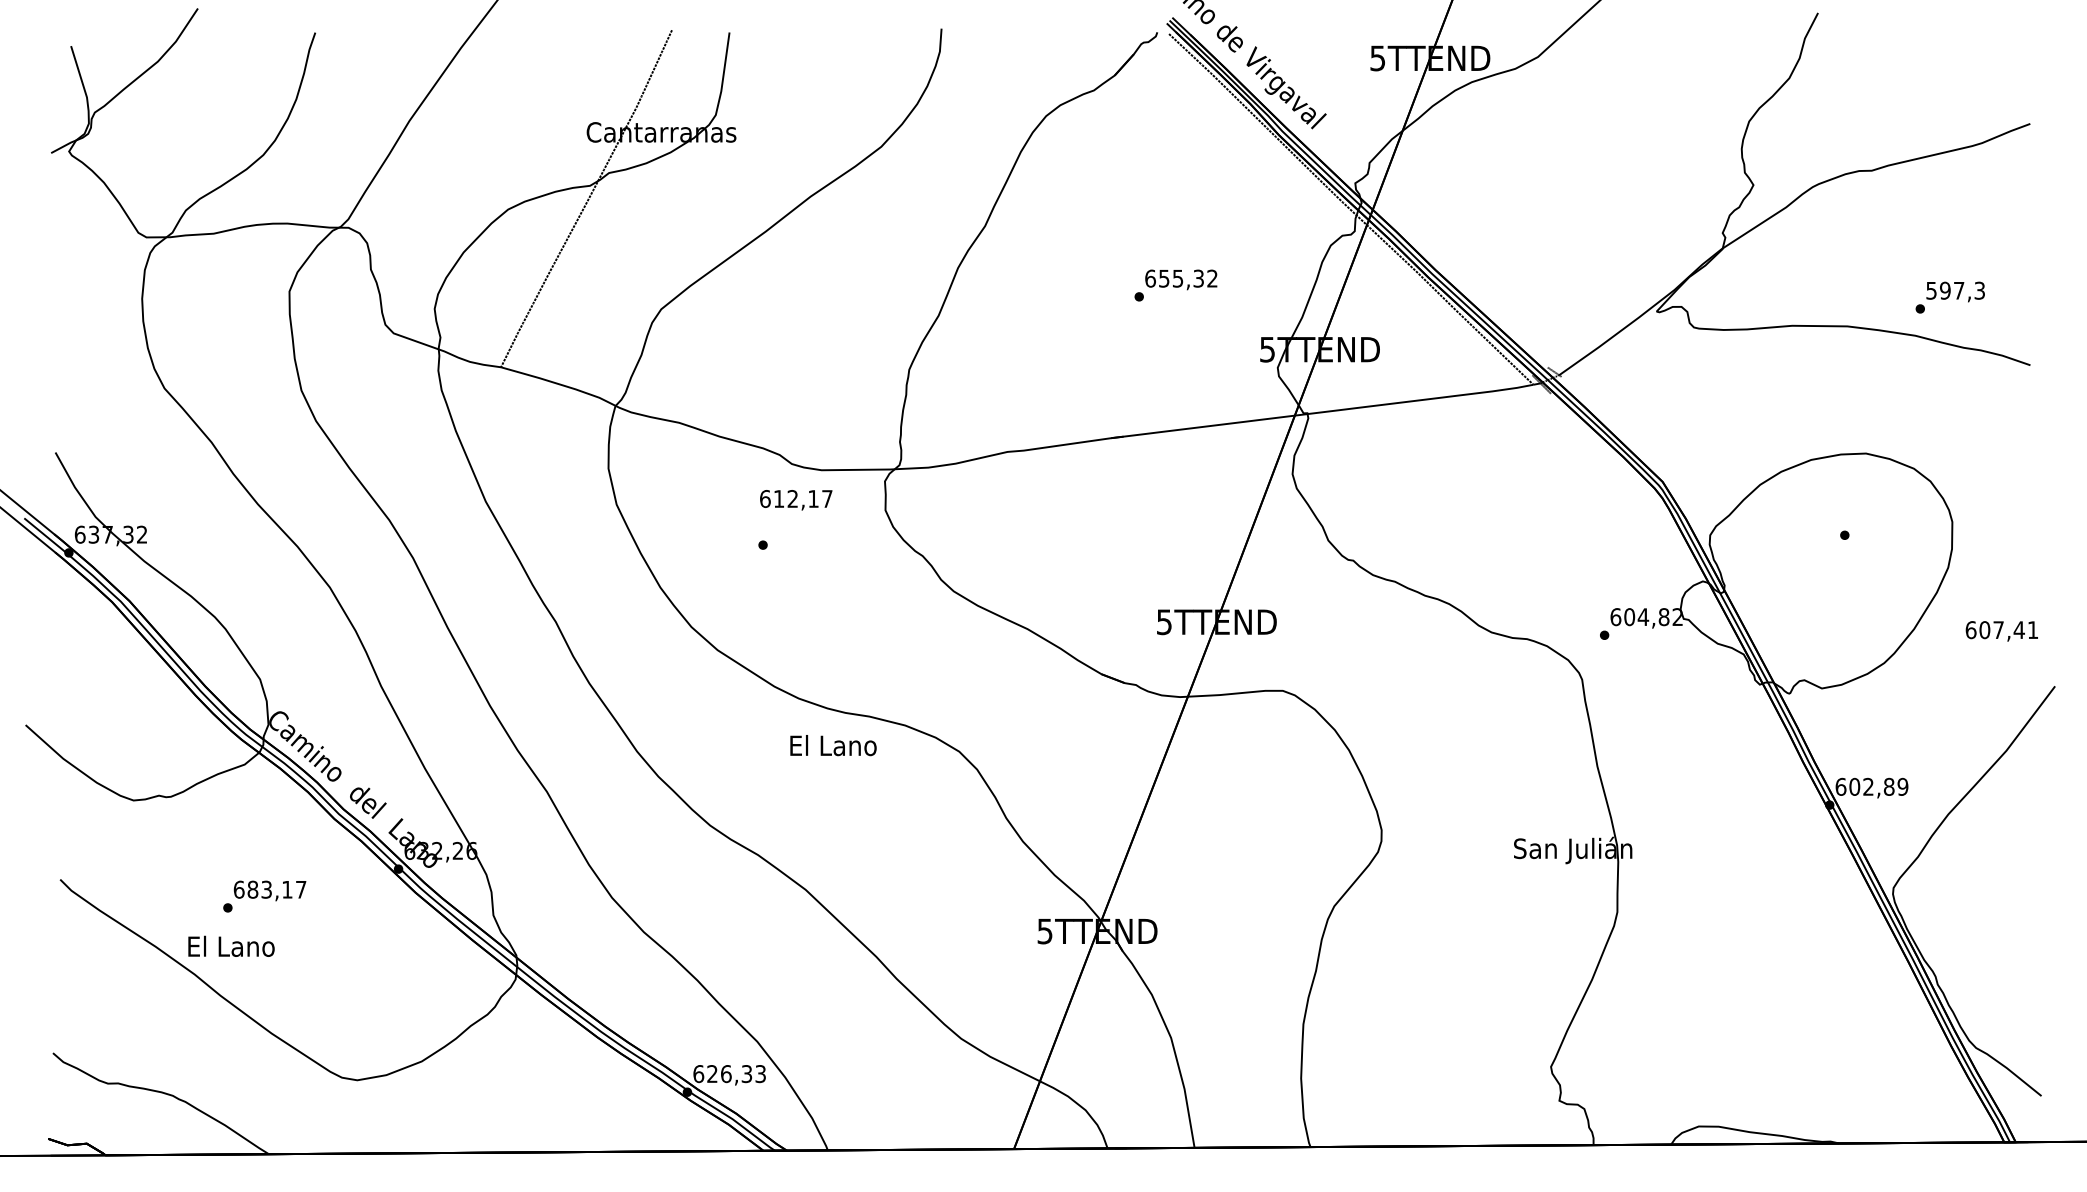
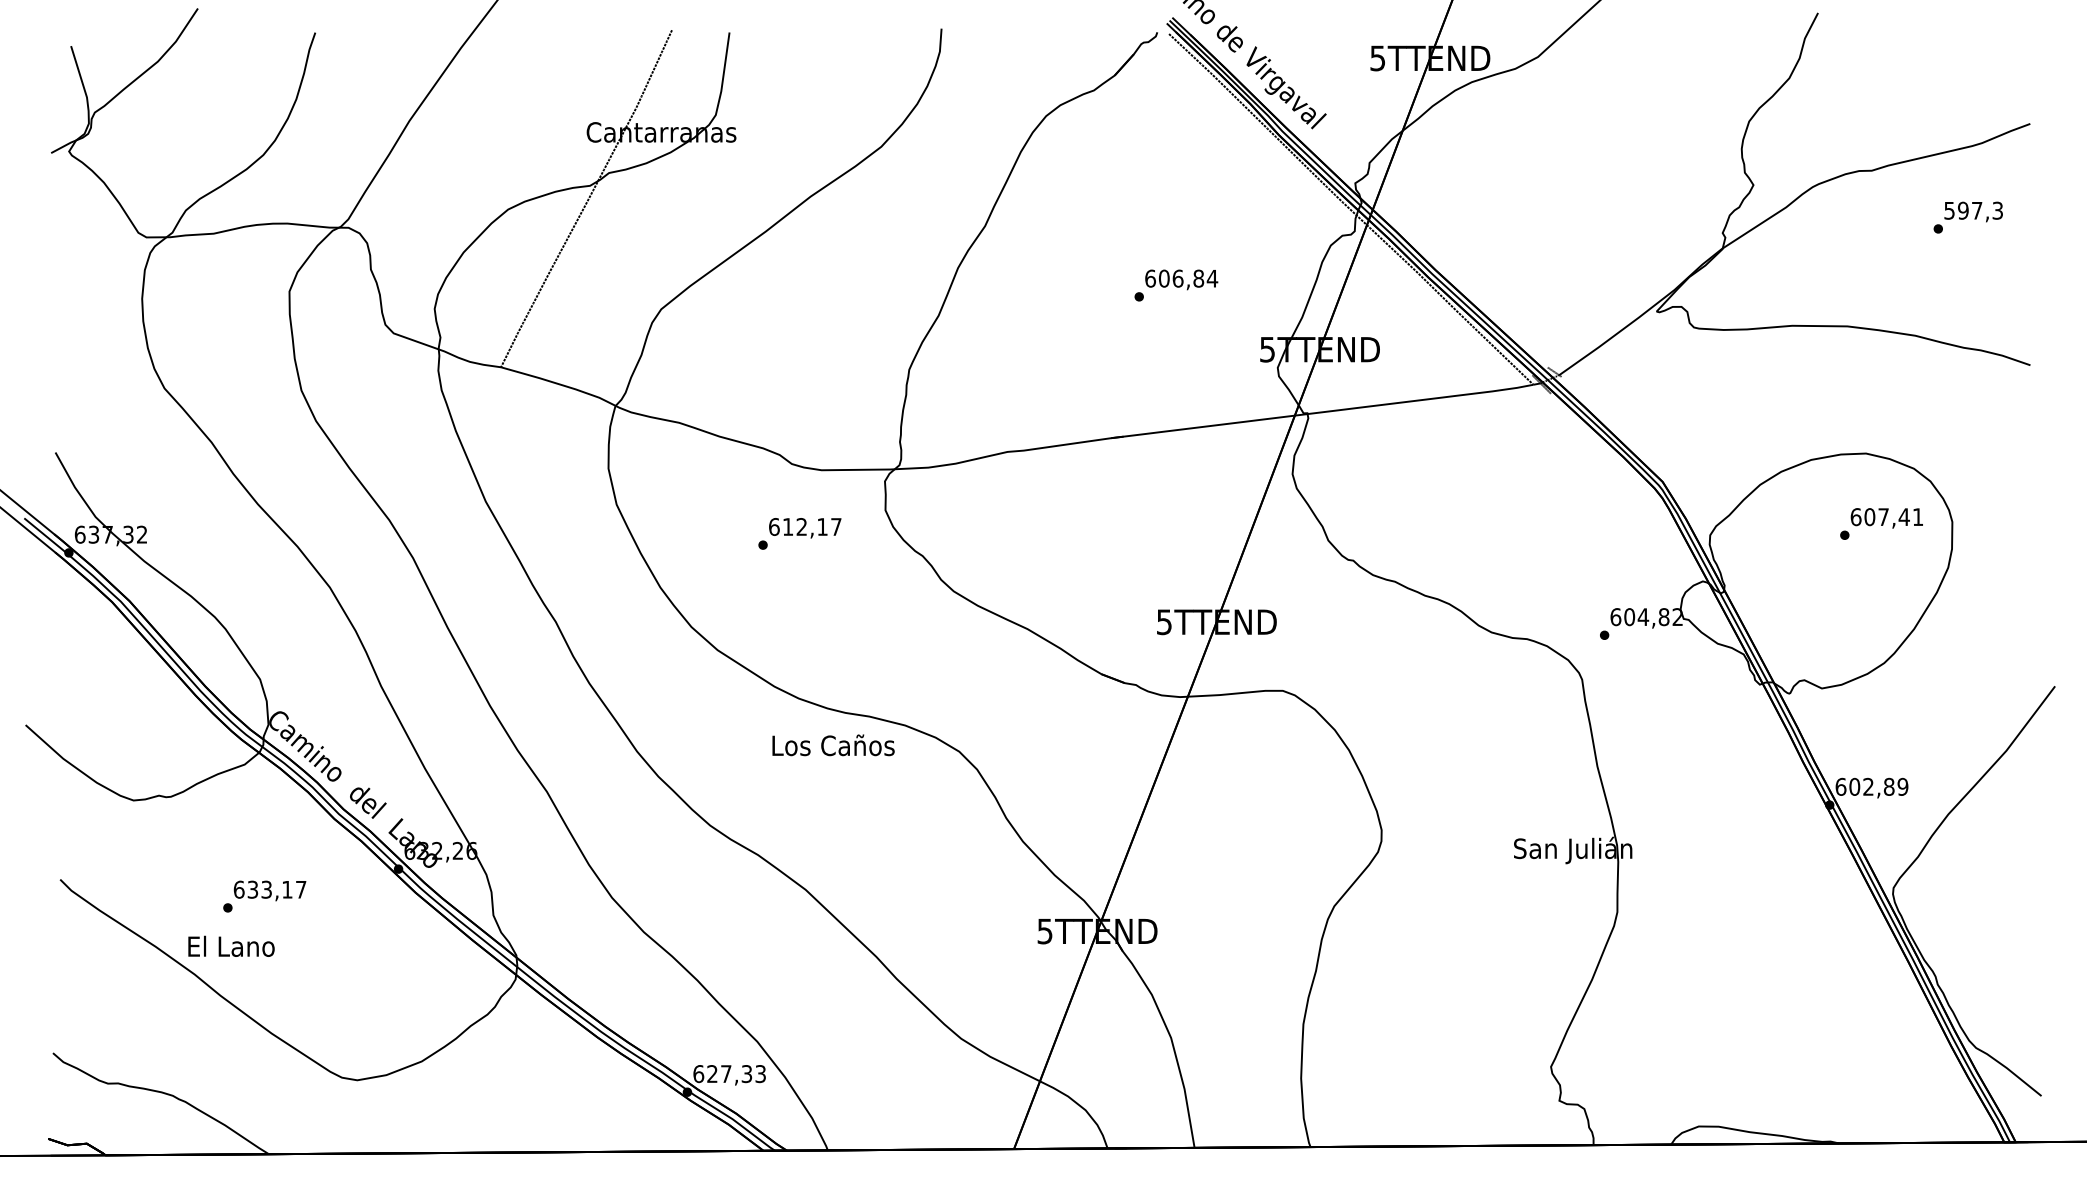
text: 655,32 -> 606,84 (1188, 278)
text position: (1949, 297) -> (1967, 217) (1967, 217)
text position: (796, 500) -> (805, 528) (805, 528)
text position: (2001, 631) -> (1886, 518) (1886, 518)
text: El Lano -> Los Caños (833, 745)
text: 683,17 -> 633,17 (252, 889)
text: 626,33 -> 627,33 (726, 1074)
